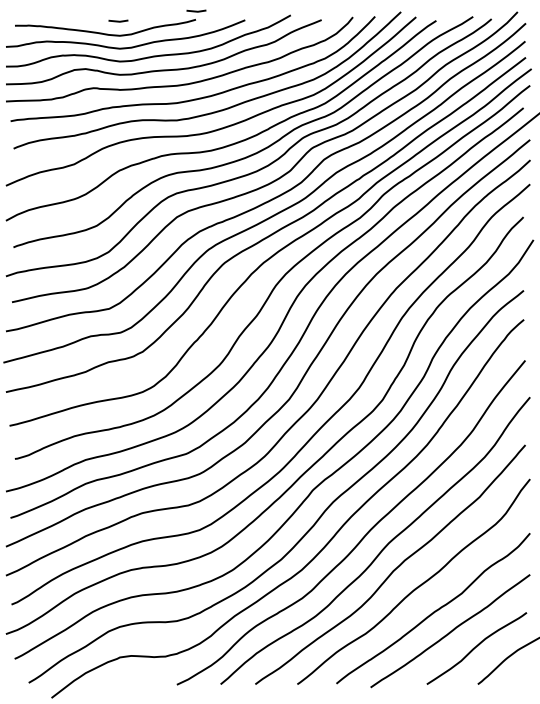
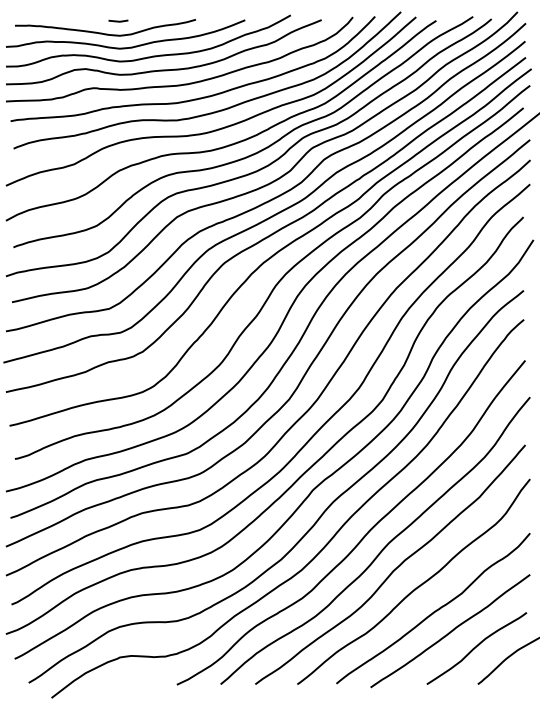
line: present -> none (196, 10)
